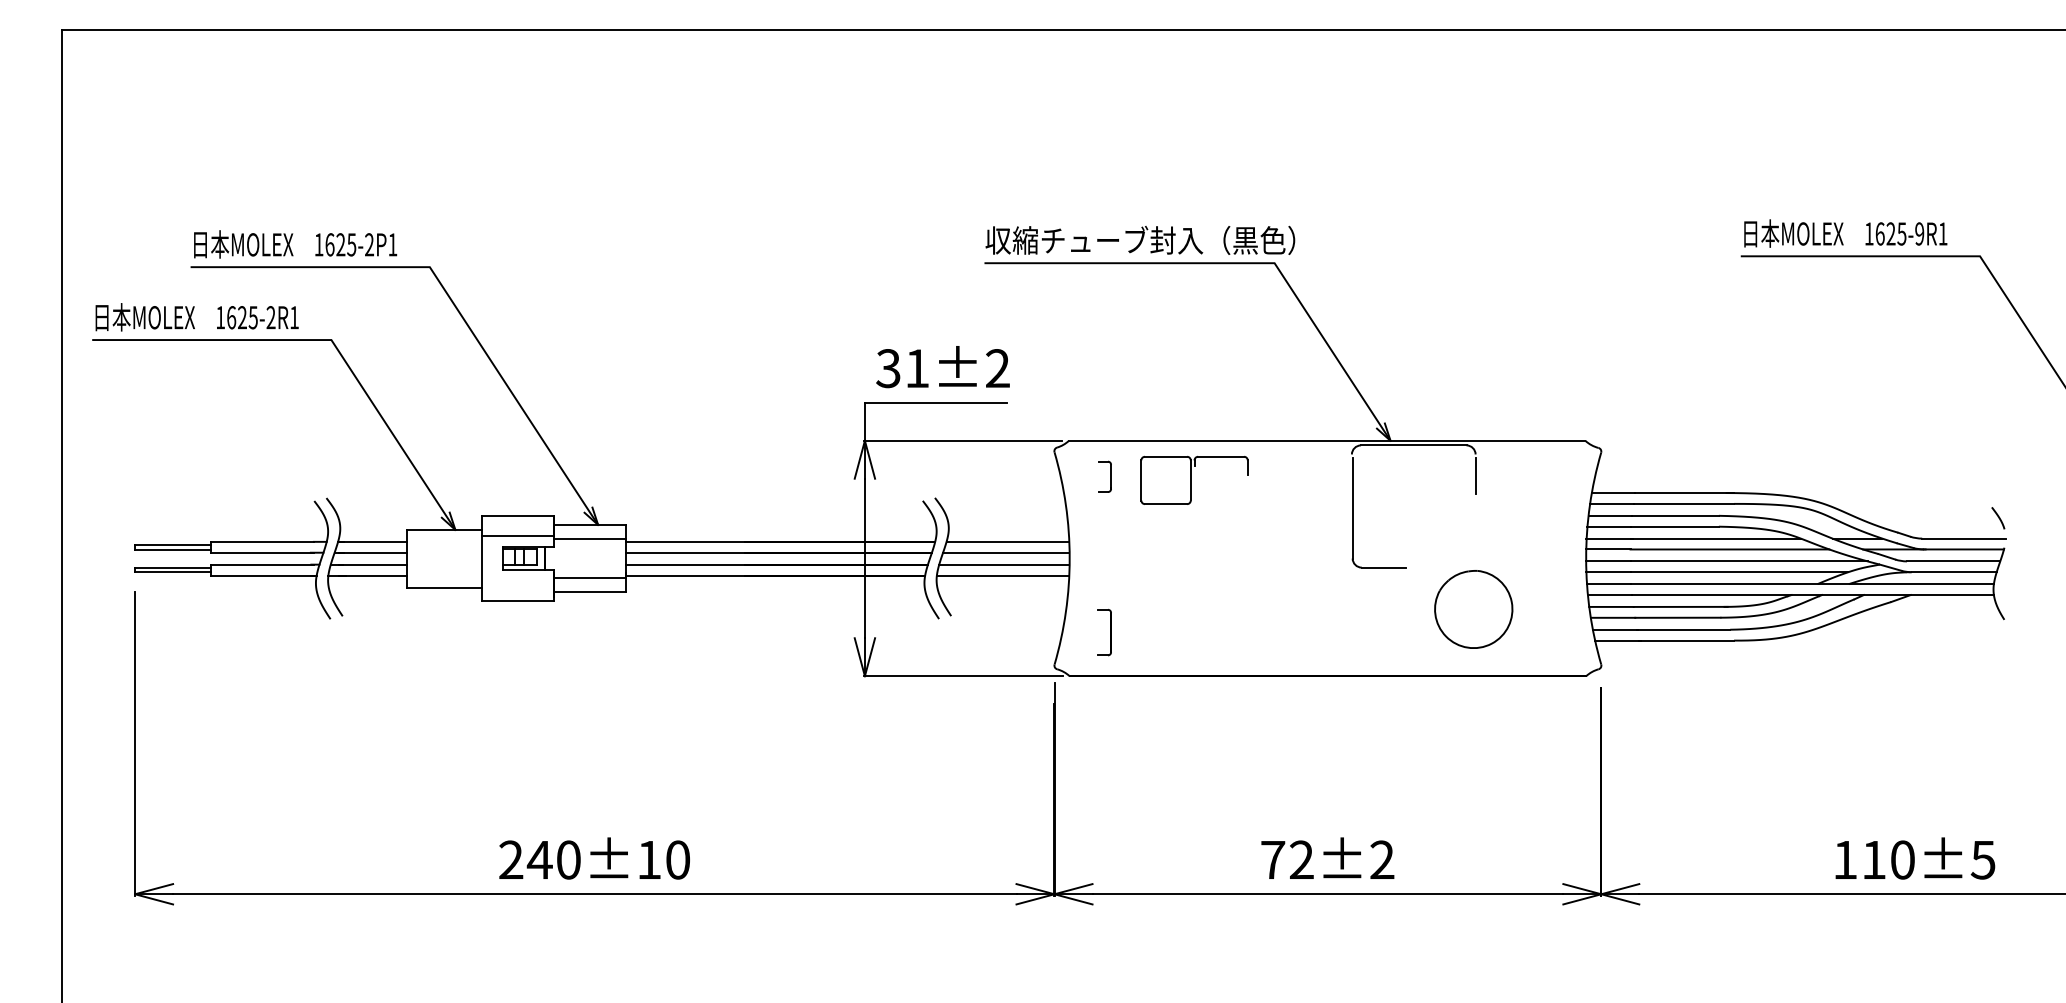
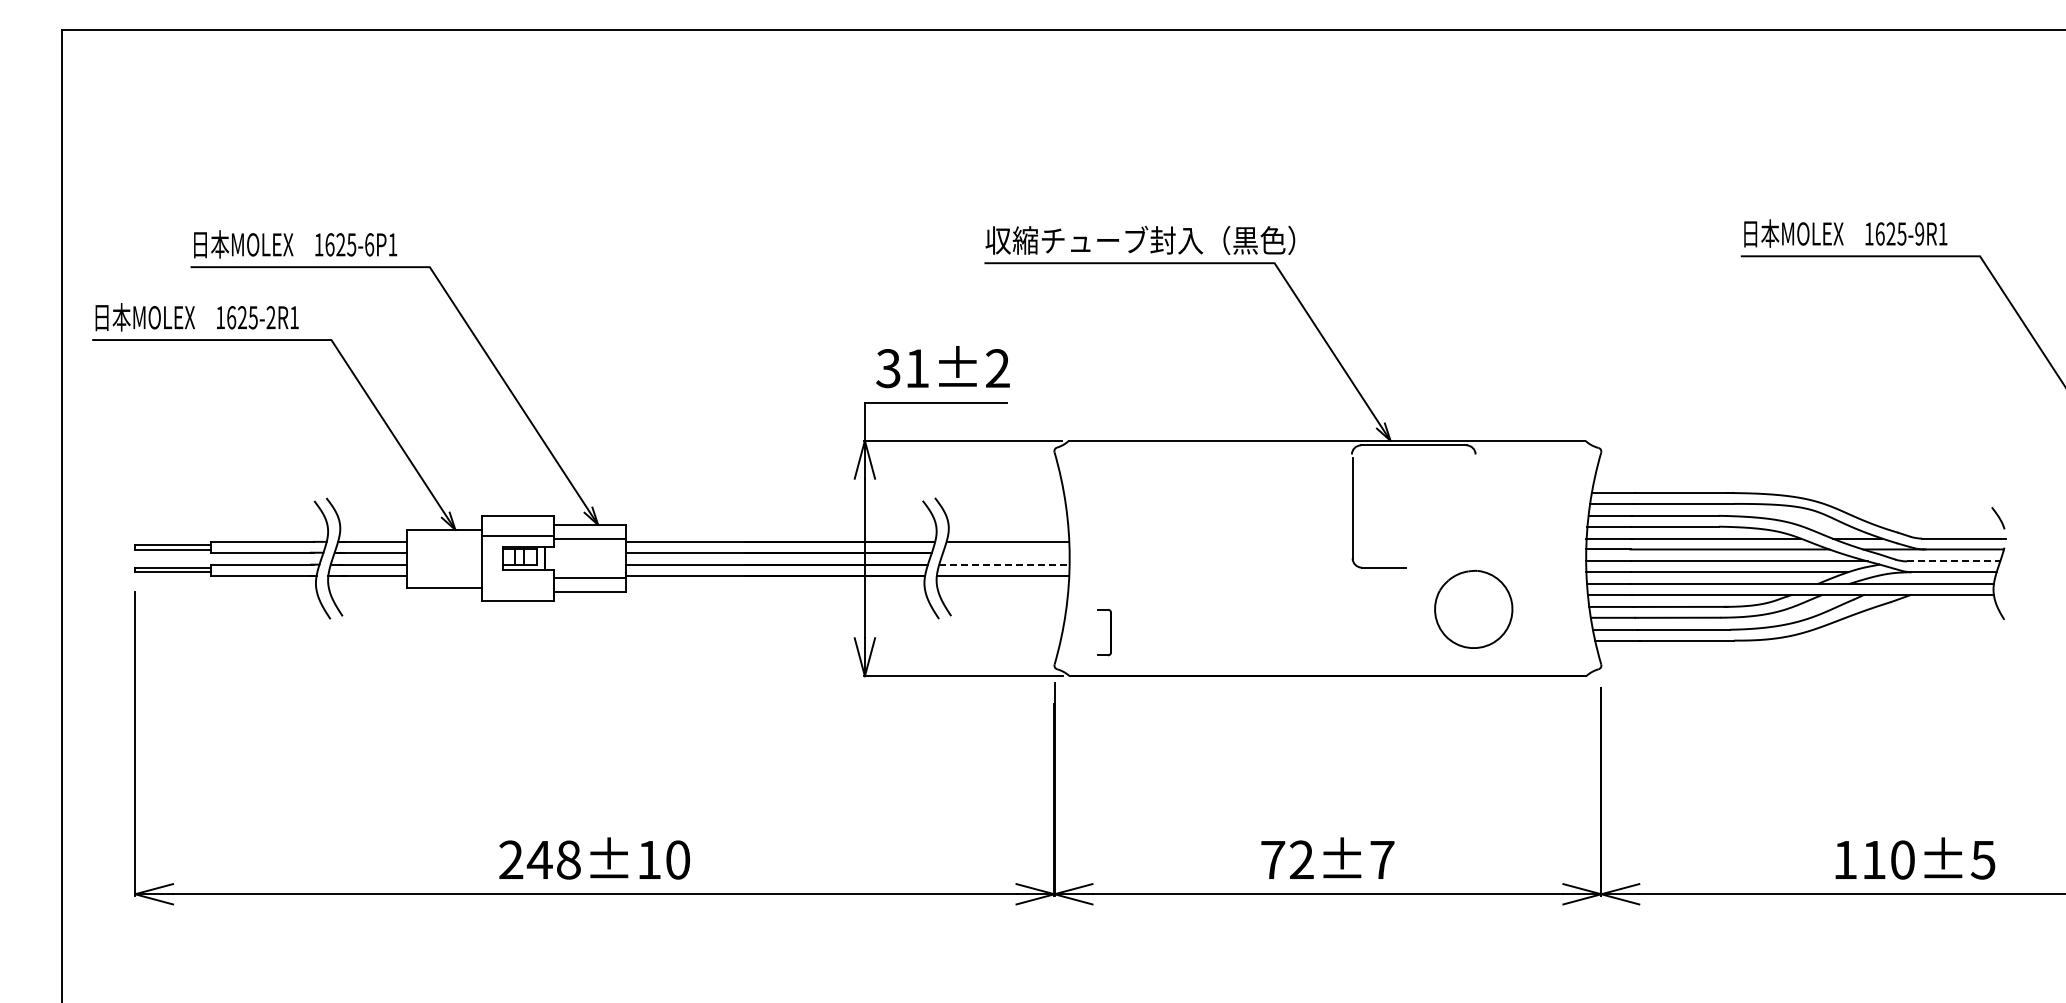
text: 1625-2P1 -> 1625-6P1 (369, 244)
line: present -> none (1476, 475)
part: present -> none (1104, 476)
part: present -> none (1194, 480)
line: present -> none (1006, 552)
line: solid -> dashed (1953, 561)
line: solid -> dashed (1004, 564)
text: 240±10 -> 248±10 (568, 859)
text: 72±2 -> 72±7 (1382, 859)
